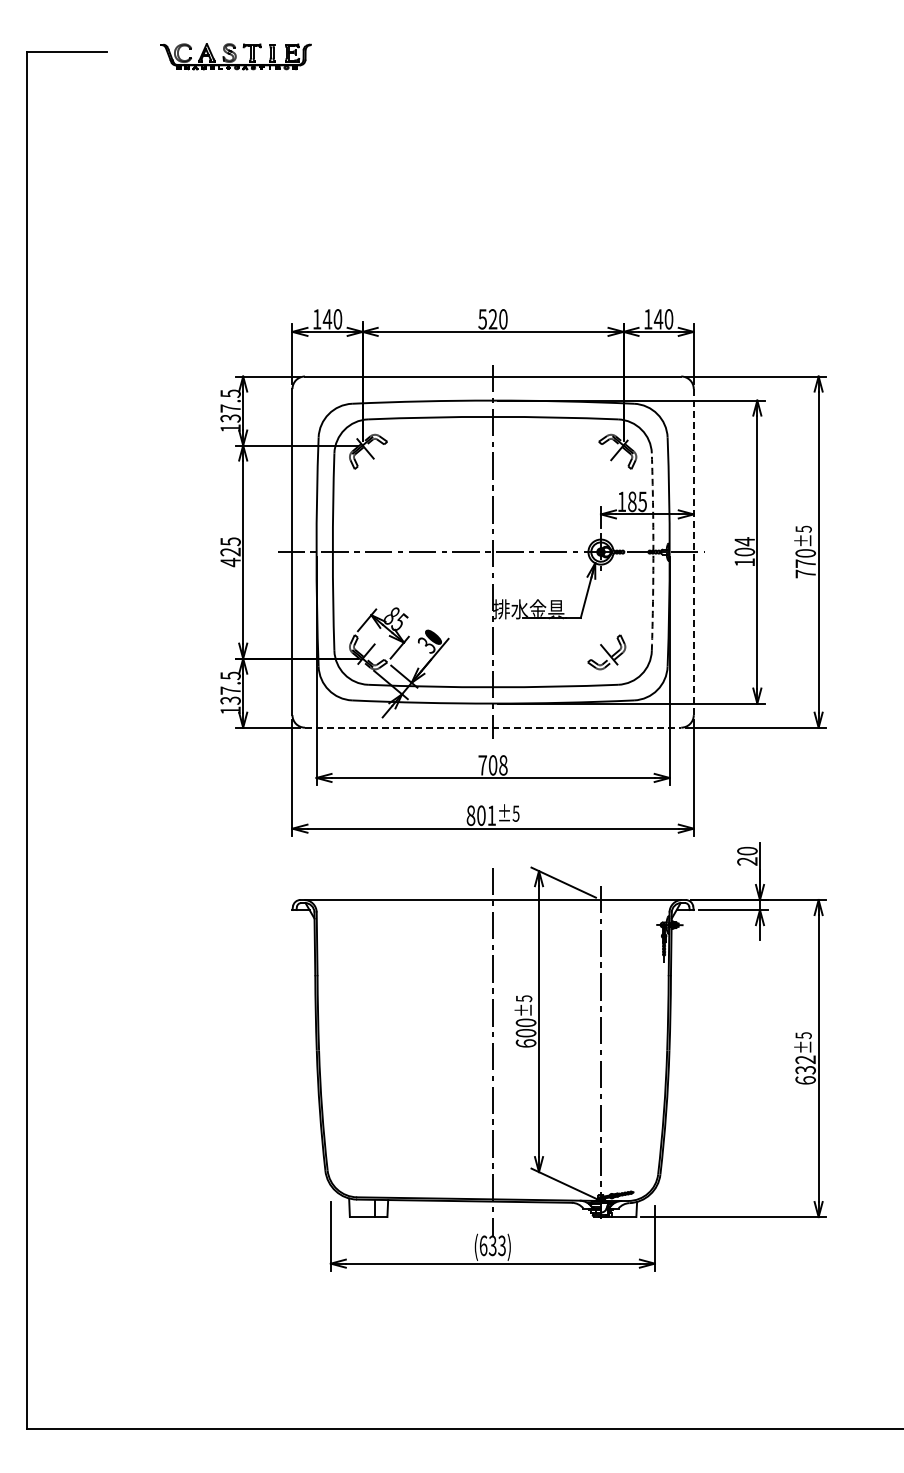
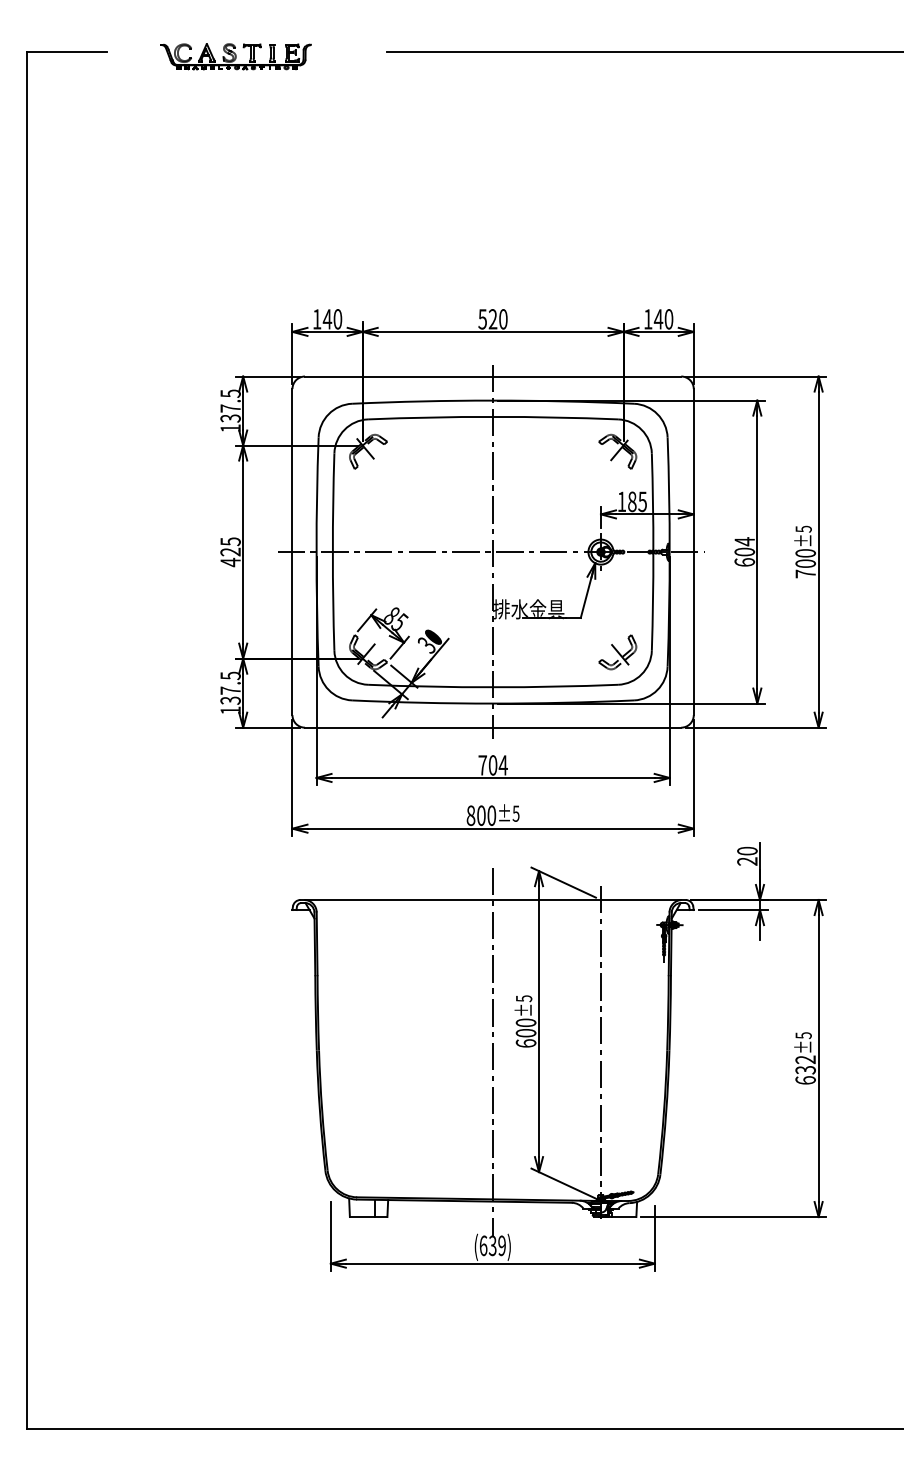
line: none -> present (643, 51)
arc: dashed -> solid (653, 552)
line: dashed -> solid (693, 552)
text: 104 -> 604 (744, 562)
text: 770 -> 700 (805, 563)
part position: (606, 652) -> (617, 652) (617, 652)
line: dashed -> solid (493, 727)
text: 708 -> 704 (502, 765)
text: 801 -> 800 (491, 815)
text: (633) -> (639) (501, 1246)
